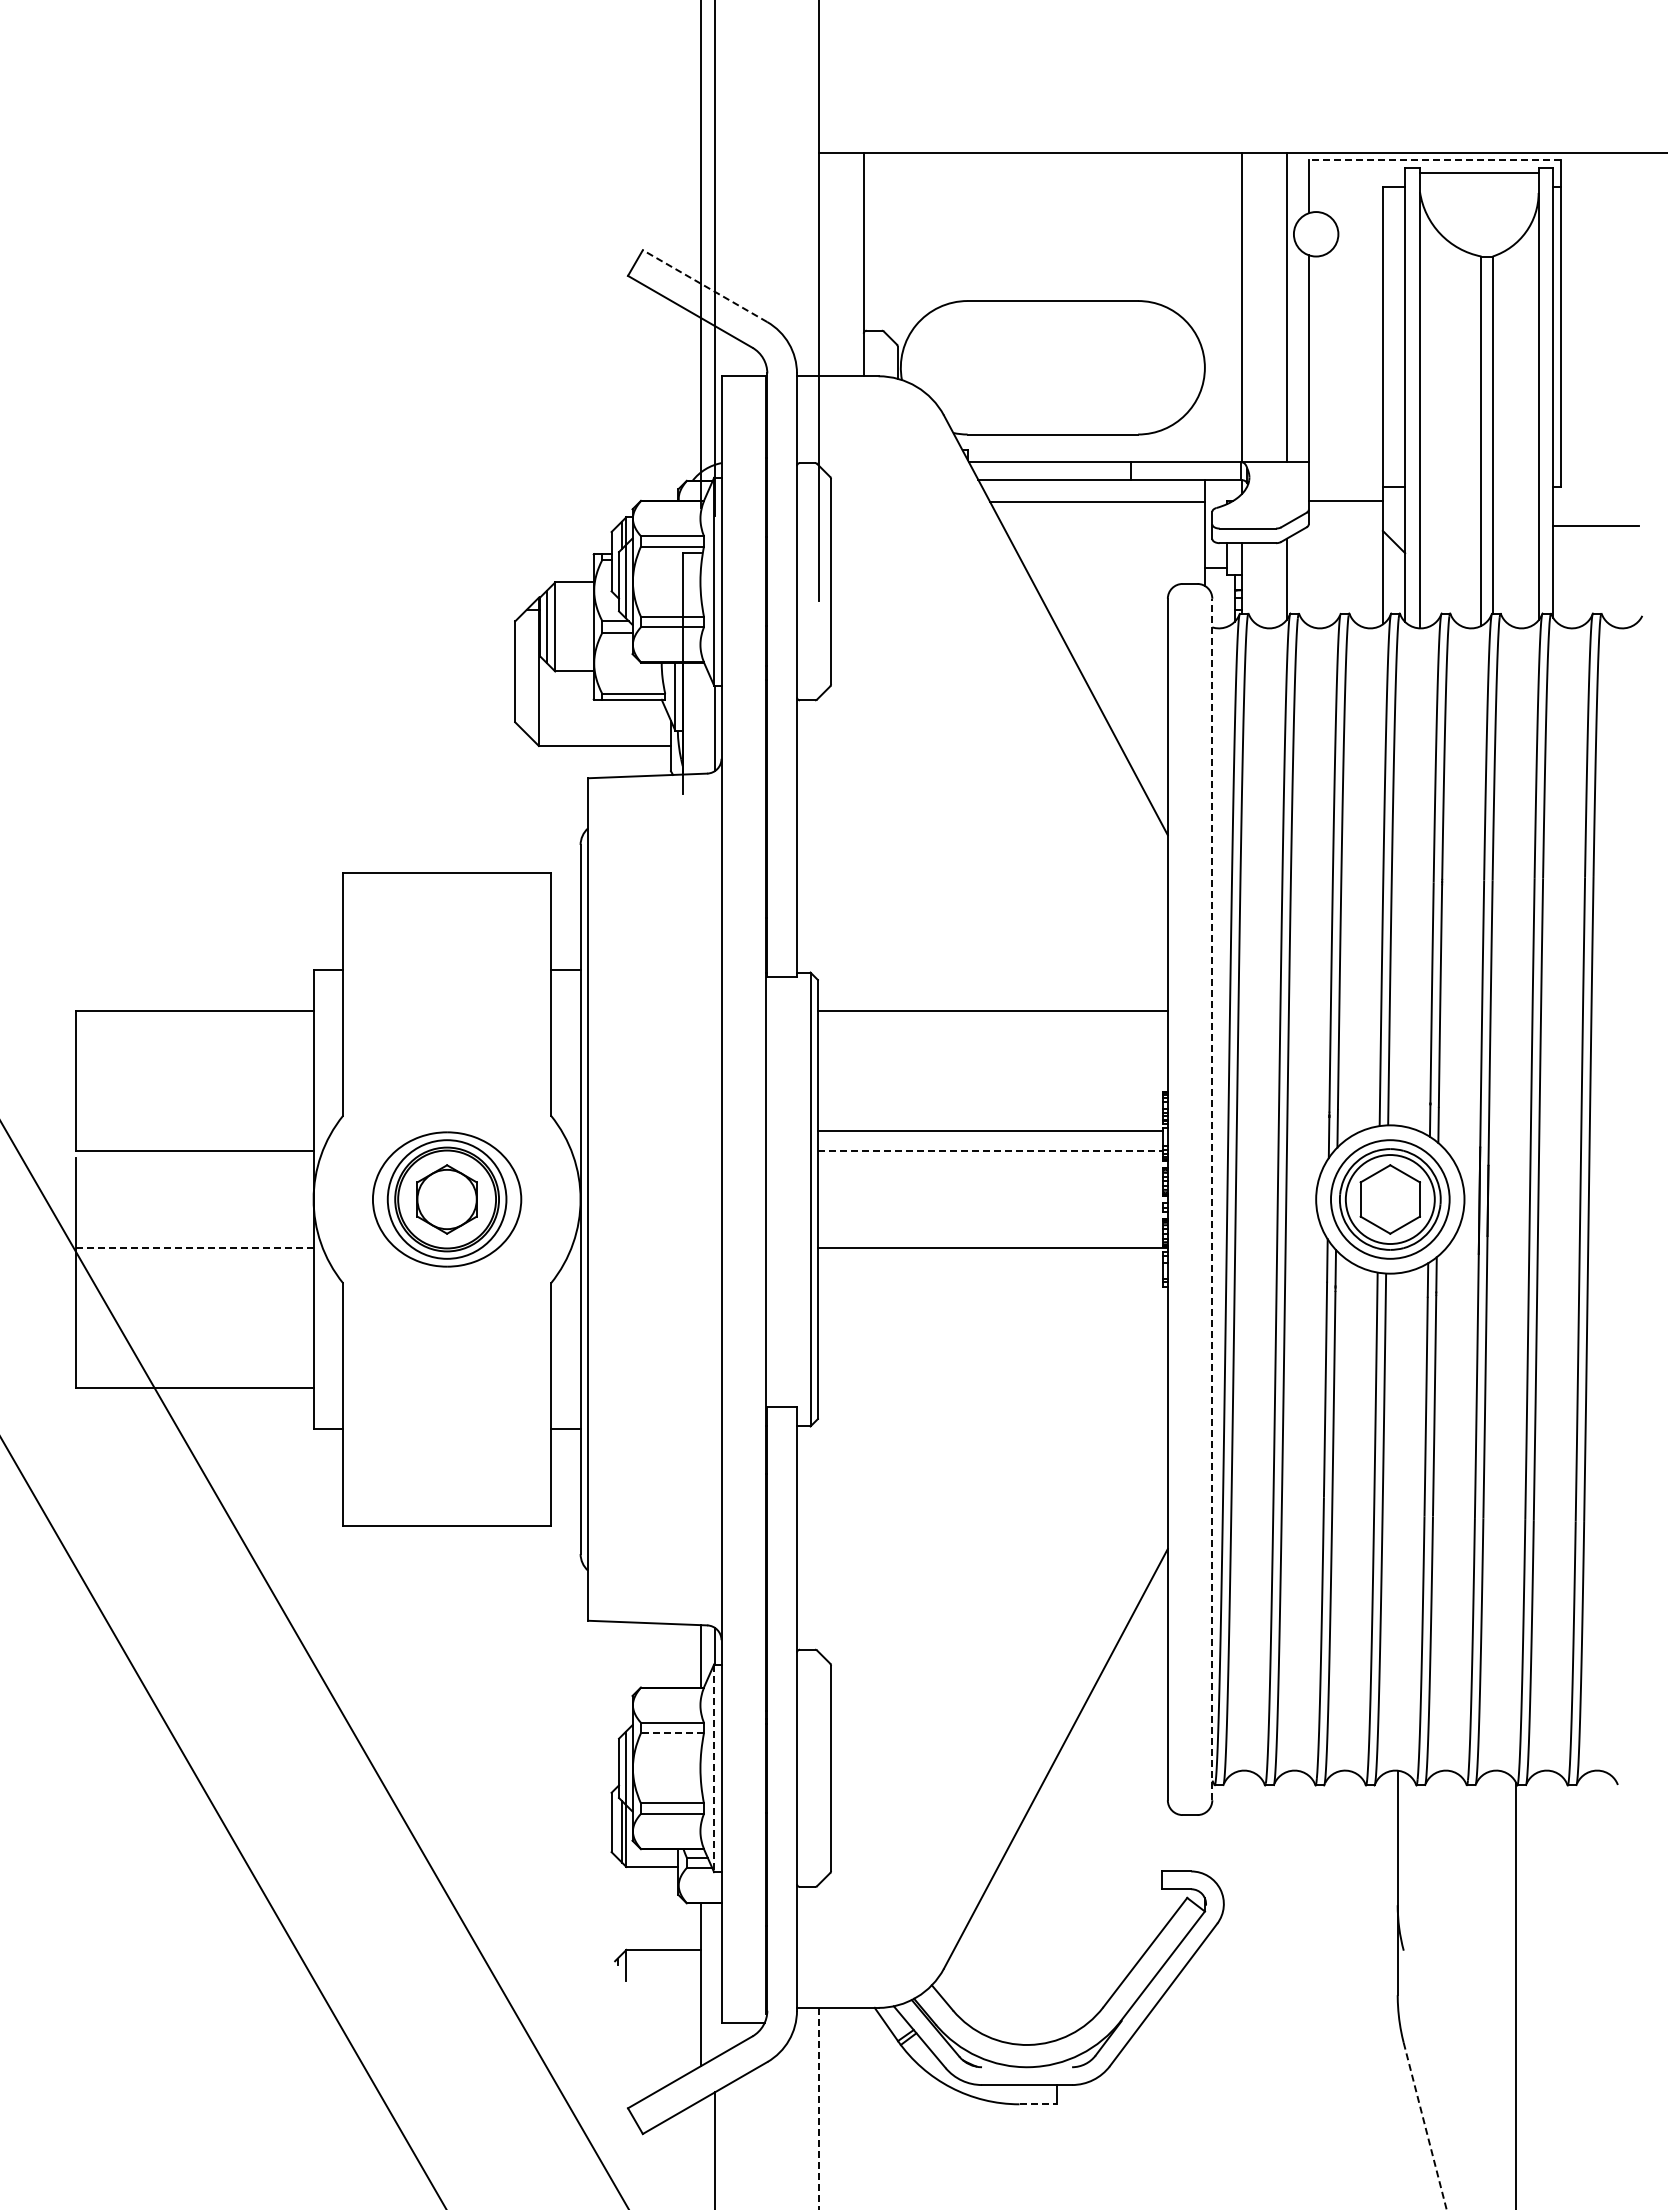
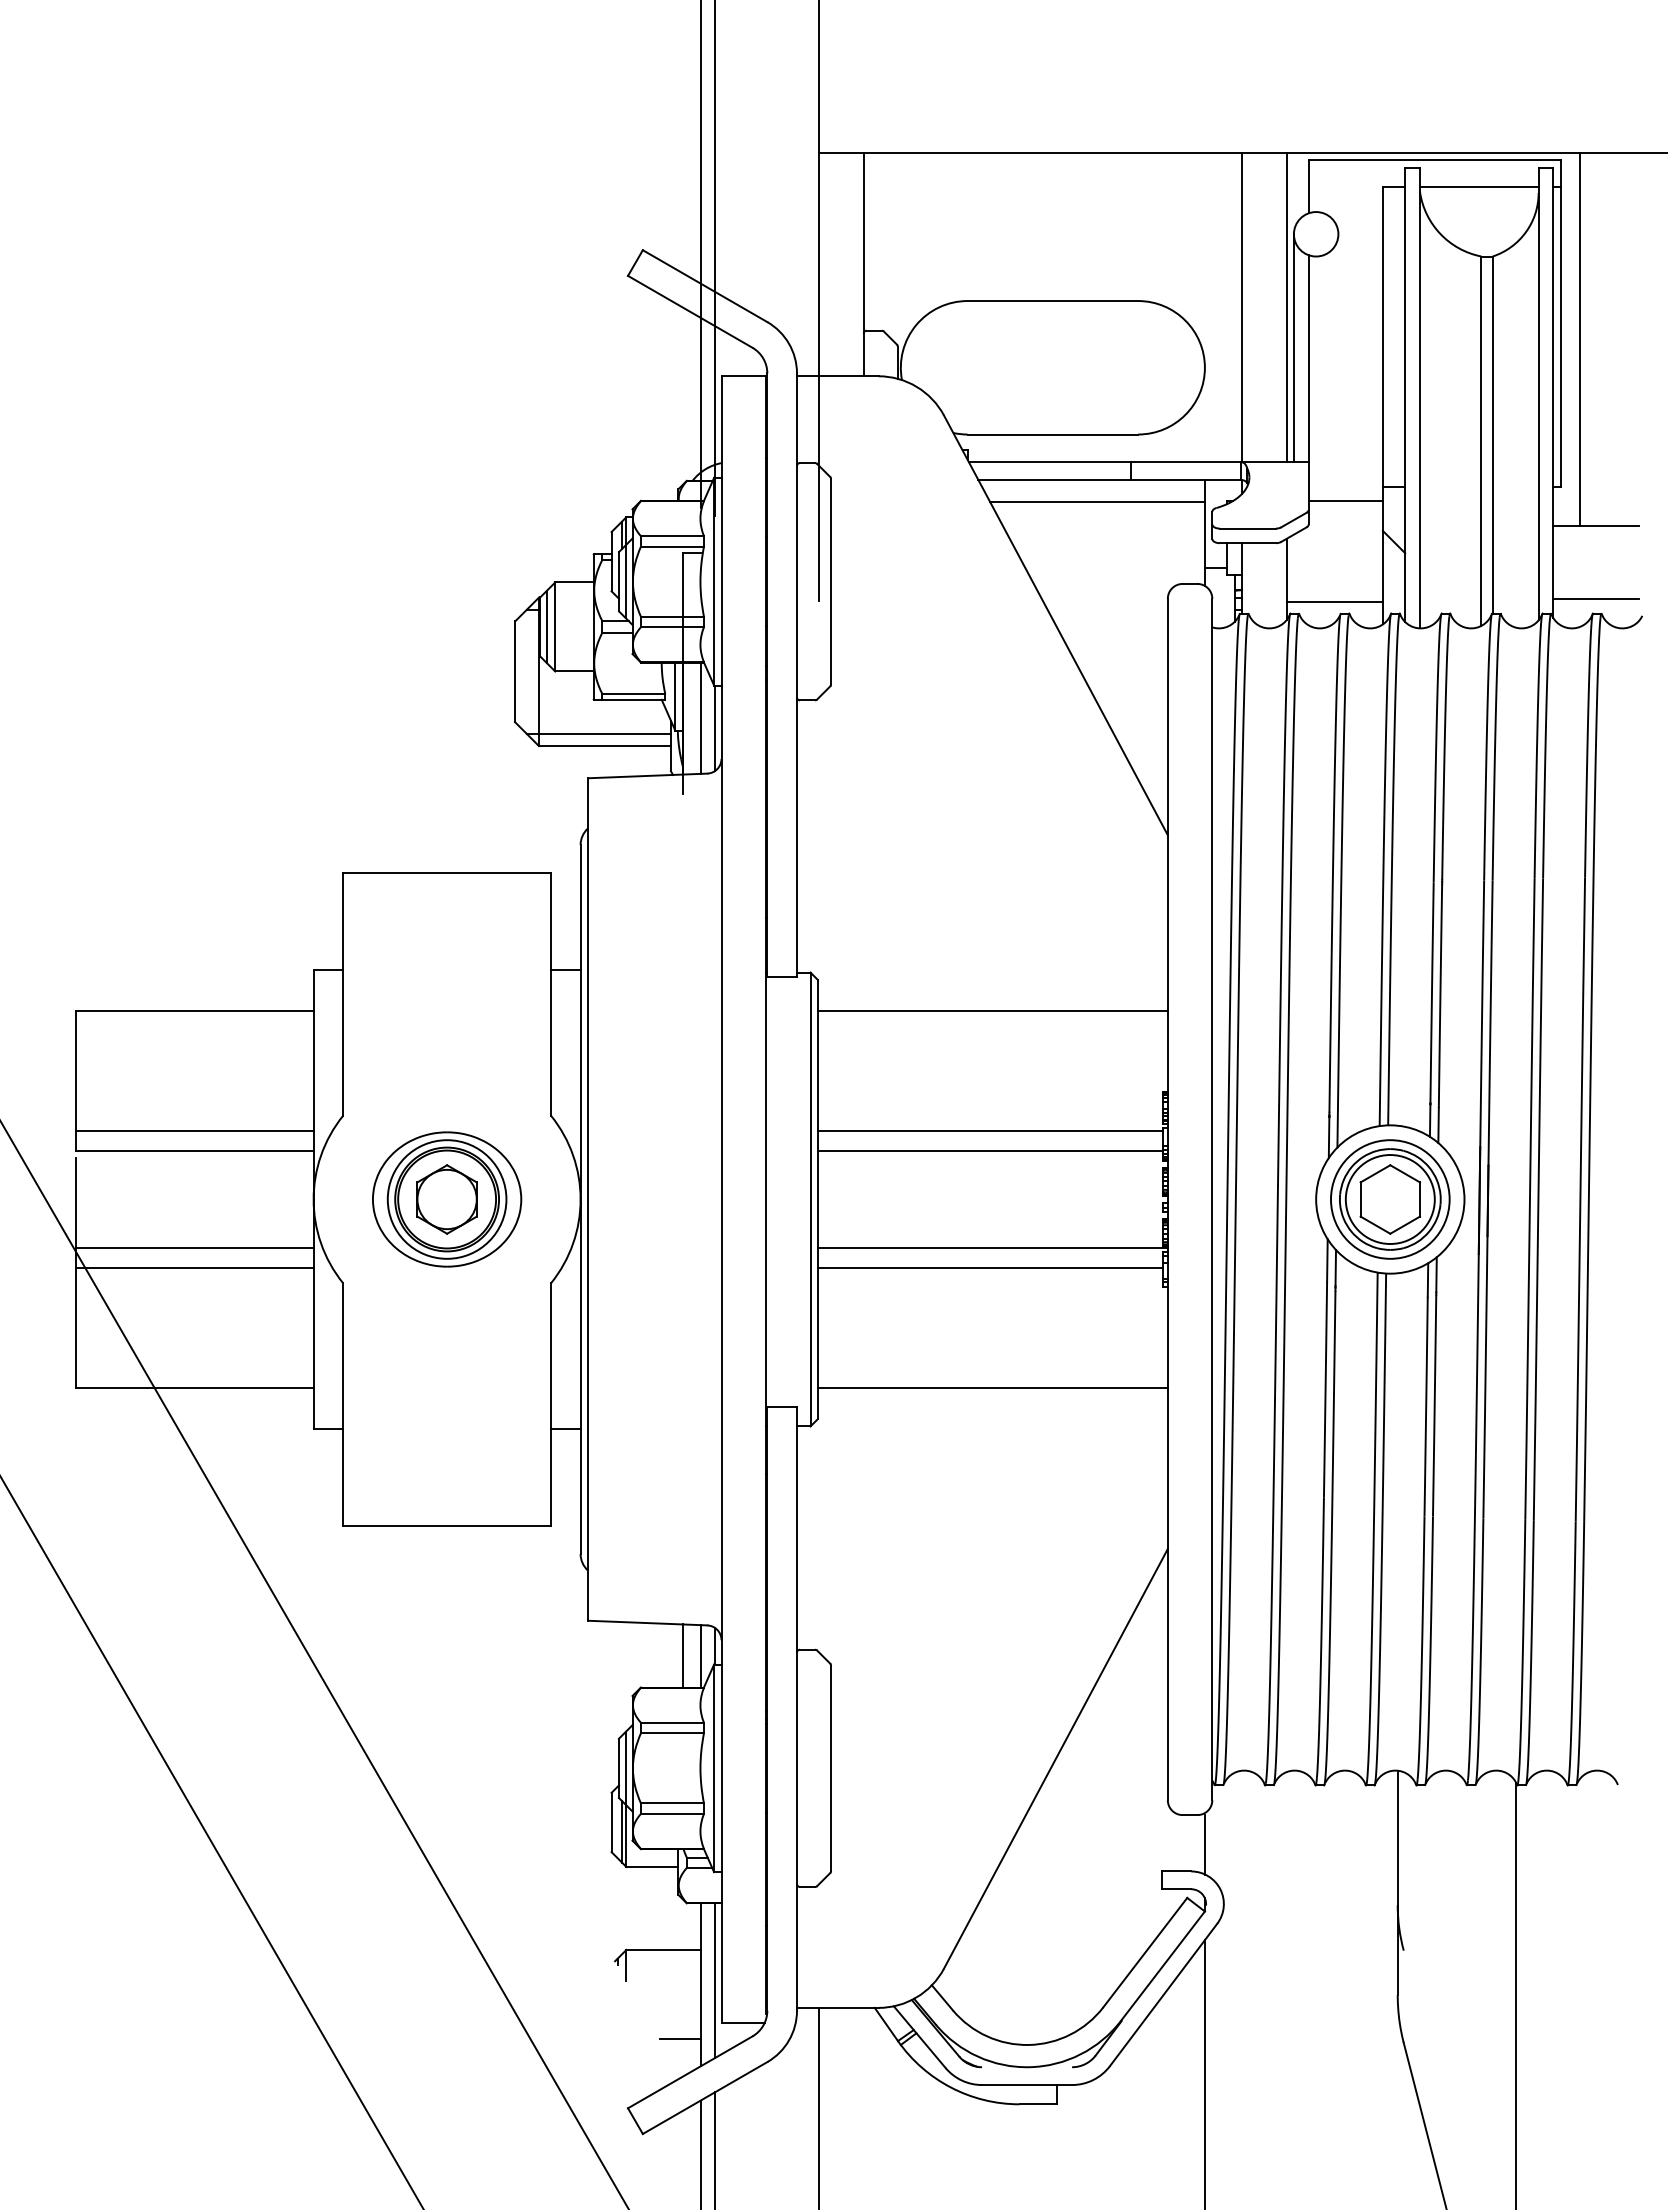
line: dashed -> solid (1434, 159)
line position: (1478, 172) -> (1478, 186) (1478, 186)
line: dashed -> solid (705, 286)
line: none -> present (1580, 339)
line: none -> present (1293, 348)
line: none -> present (1596, 599)
line: none -> present (1334, 601)
line: none -> present (700, 717)
line: none -> present (598, 733)
line: none -> present (194, 1130)
line: dashed -> solid (990, 1150)
line: dashed -> solid (1212, 1199)
line: dashed -> solid (194, 1248)
line: none -> present (194, 1268)
line: none -> present (990, 1268)
line: none -> present (992, 1388)
line: none -> present (682, 1655)
line: dashed -> solid (672, 1733)
line: dashed -> solid (714, 1768)
line position: (223, 1822) -> (212, 1842) (212, 1842)
line: none -> present (1204, 1844)
line: none -> present (715, 1980)
line: none -> present (679, 2038)
line: none -> present (1204, 2073)
line: dashed -> solid (1038, 2104)
line: dashed -> solid (819, 2108)
line: dashed -> solid (1425, 2126)
line: none -> present (700, 2153)
